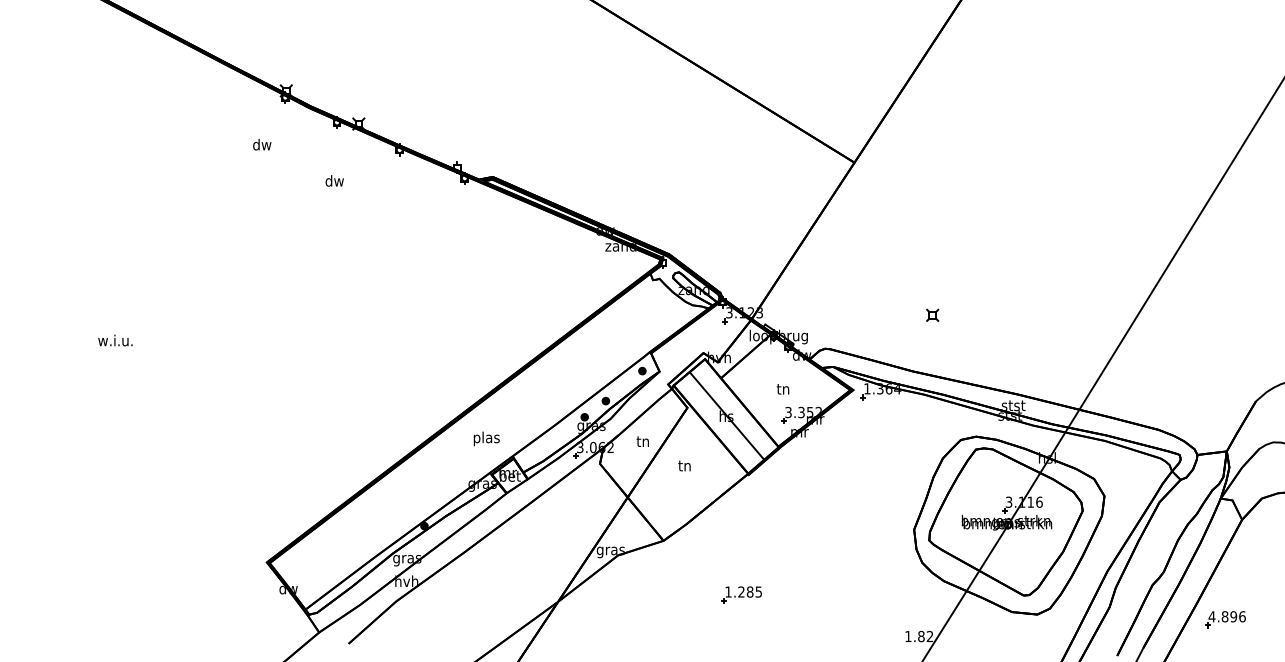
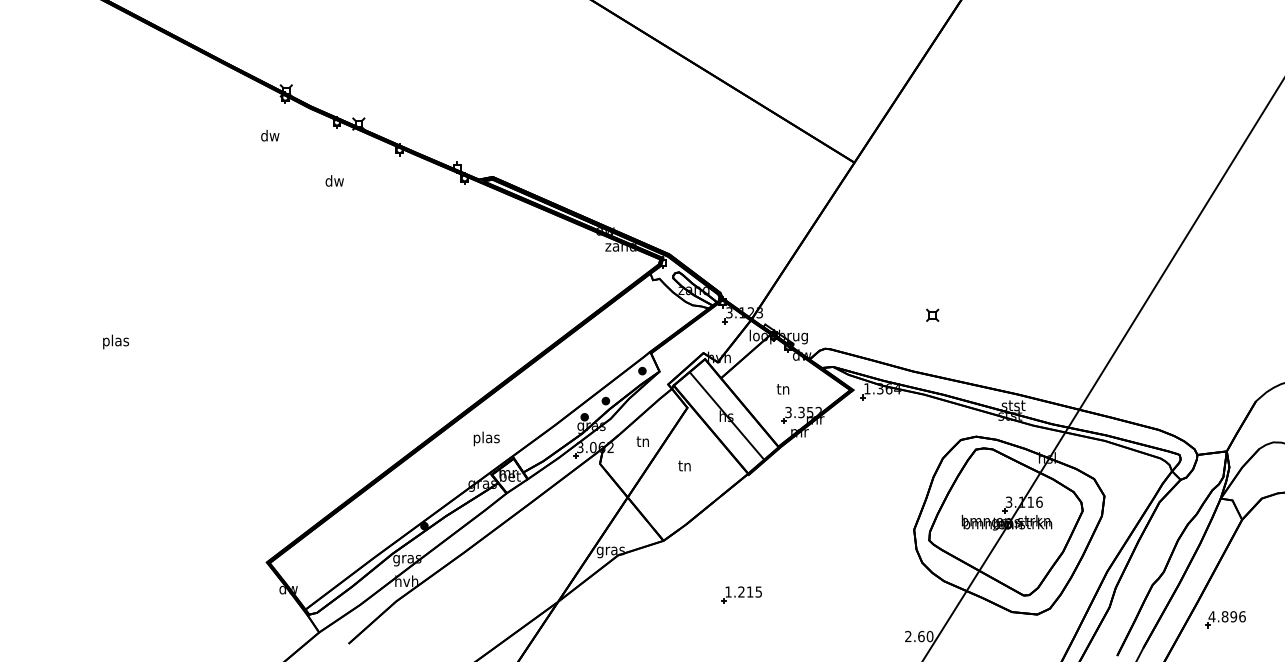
text position: (262, 144) -> (270, 135) (270, 135)
text: w.i.u. -> plas (115, 341)
text: 1.285 -> 1.215 (749, 591)
text: 1.82 -> 2.60 (919, 636)
